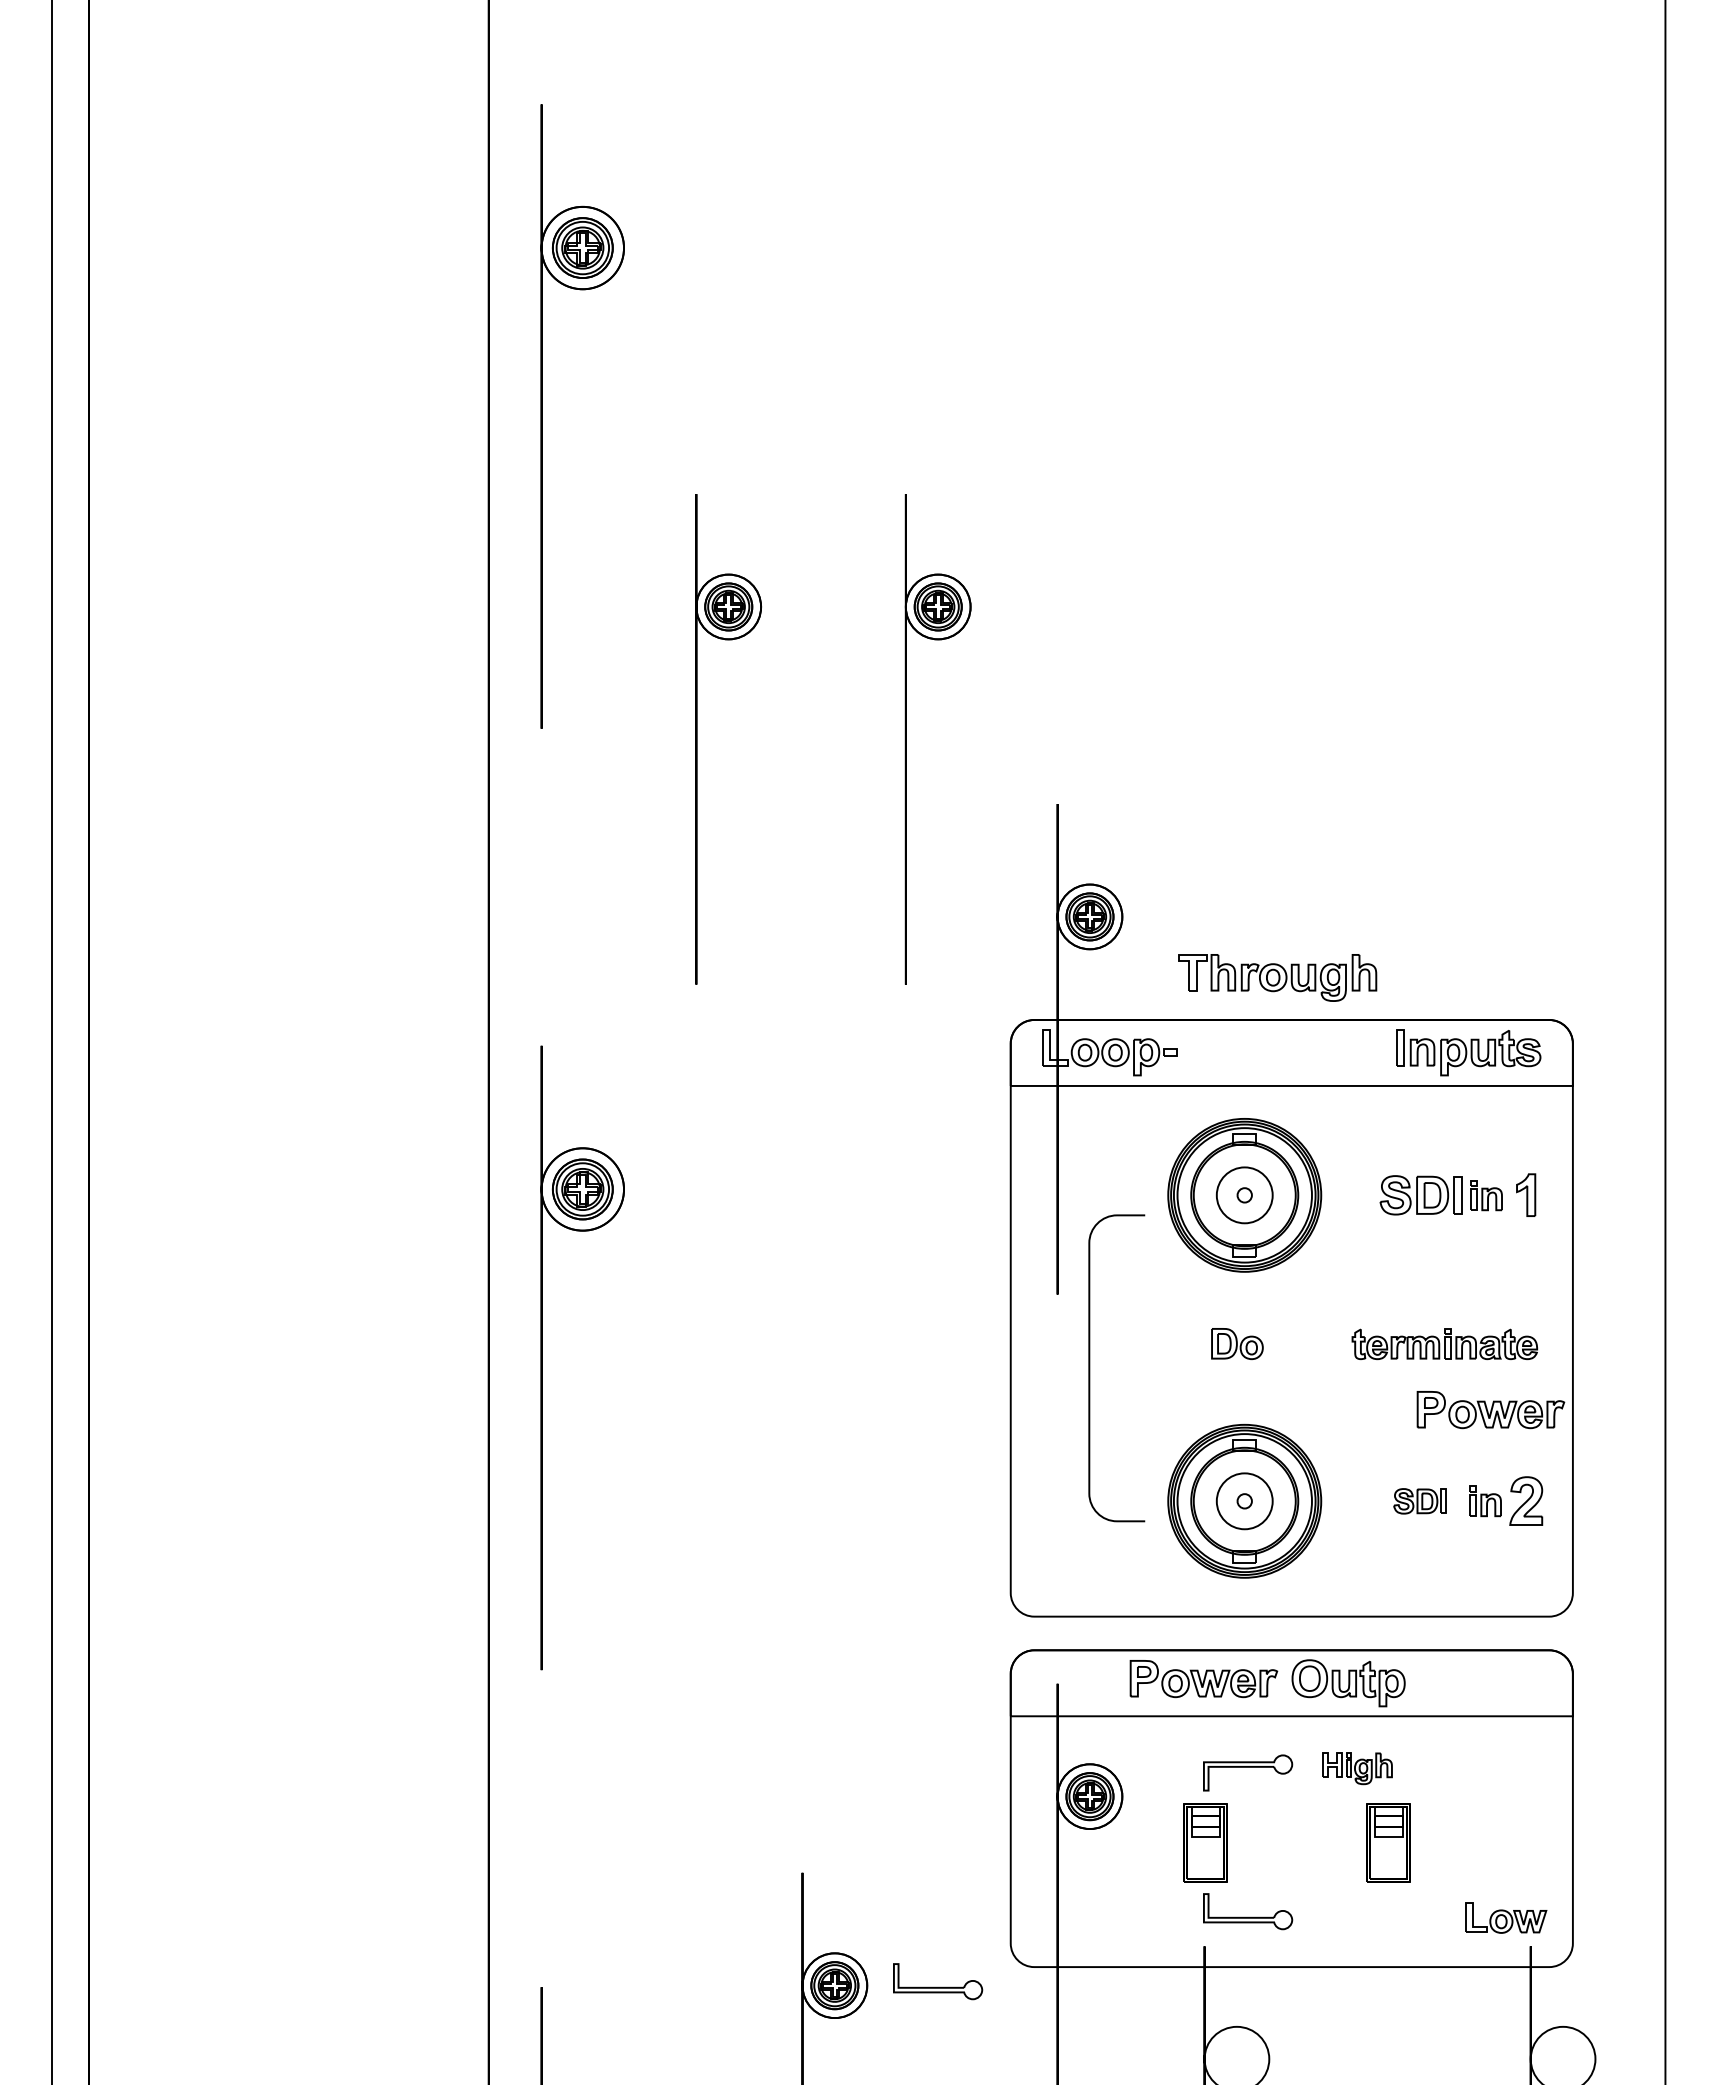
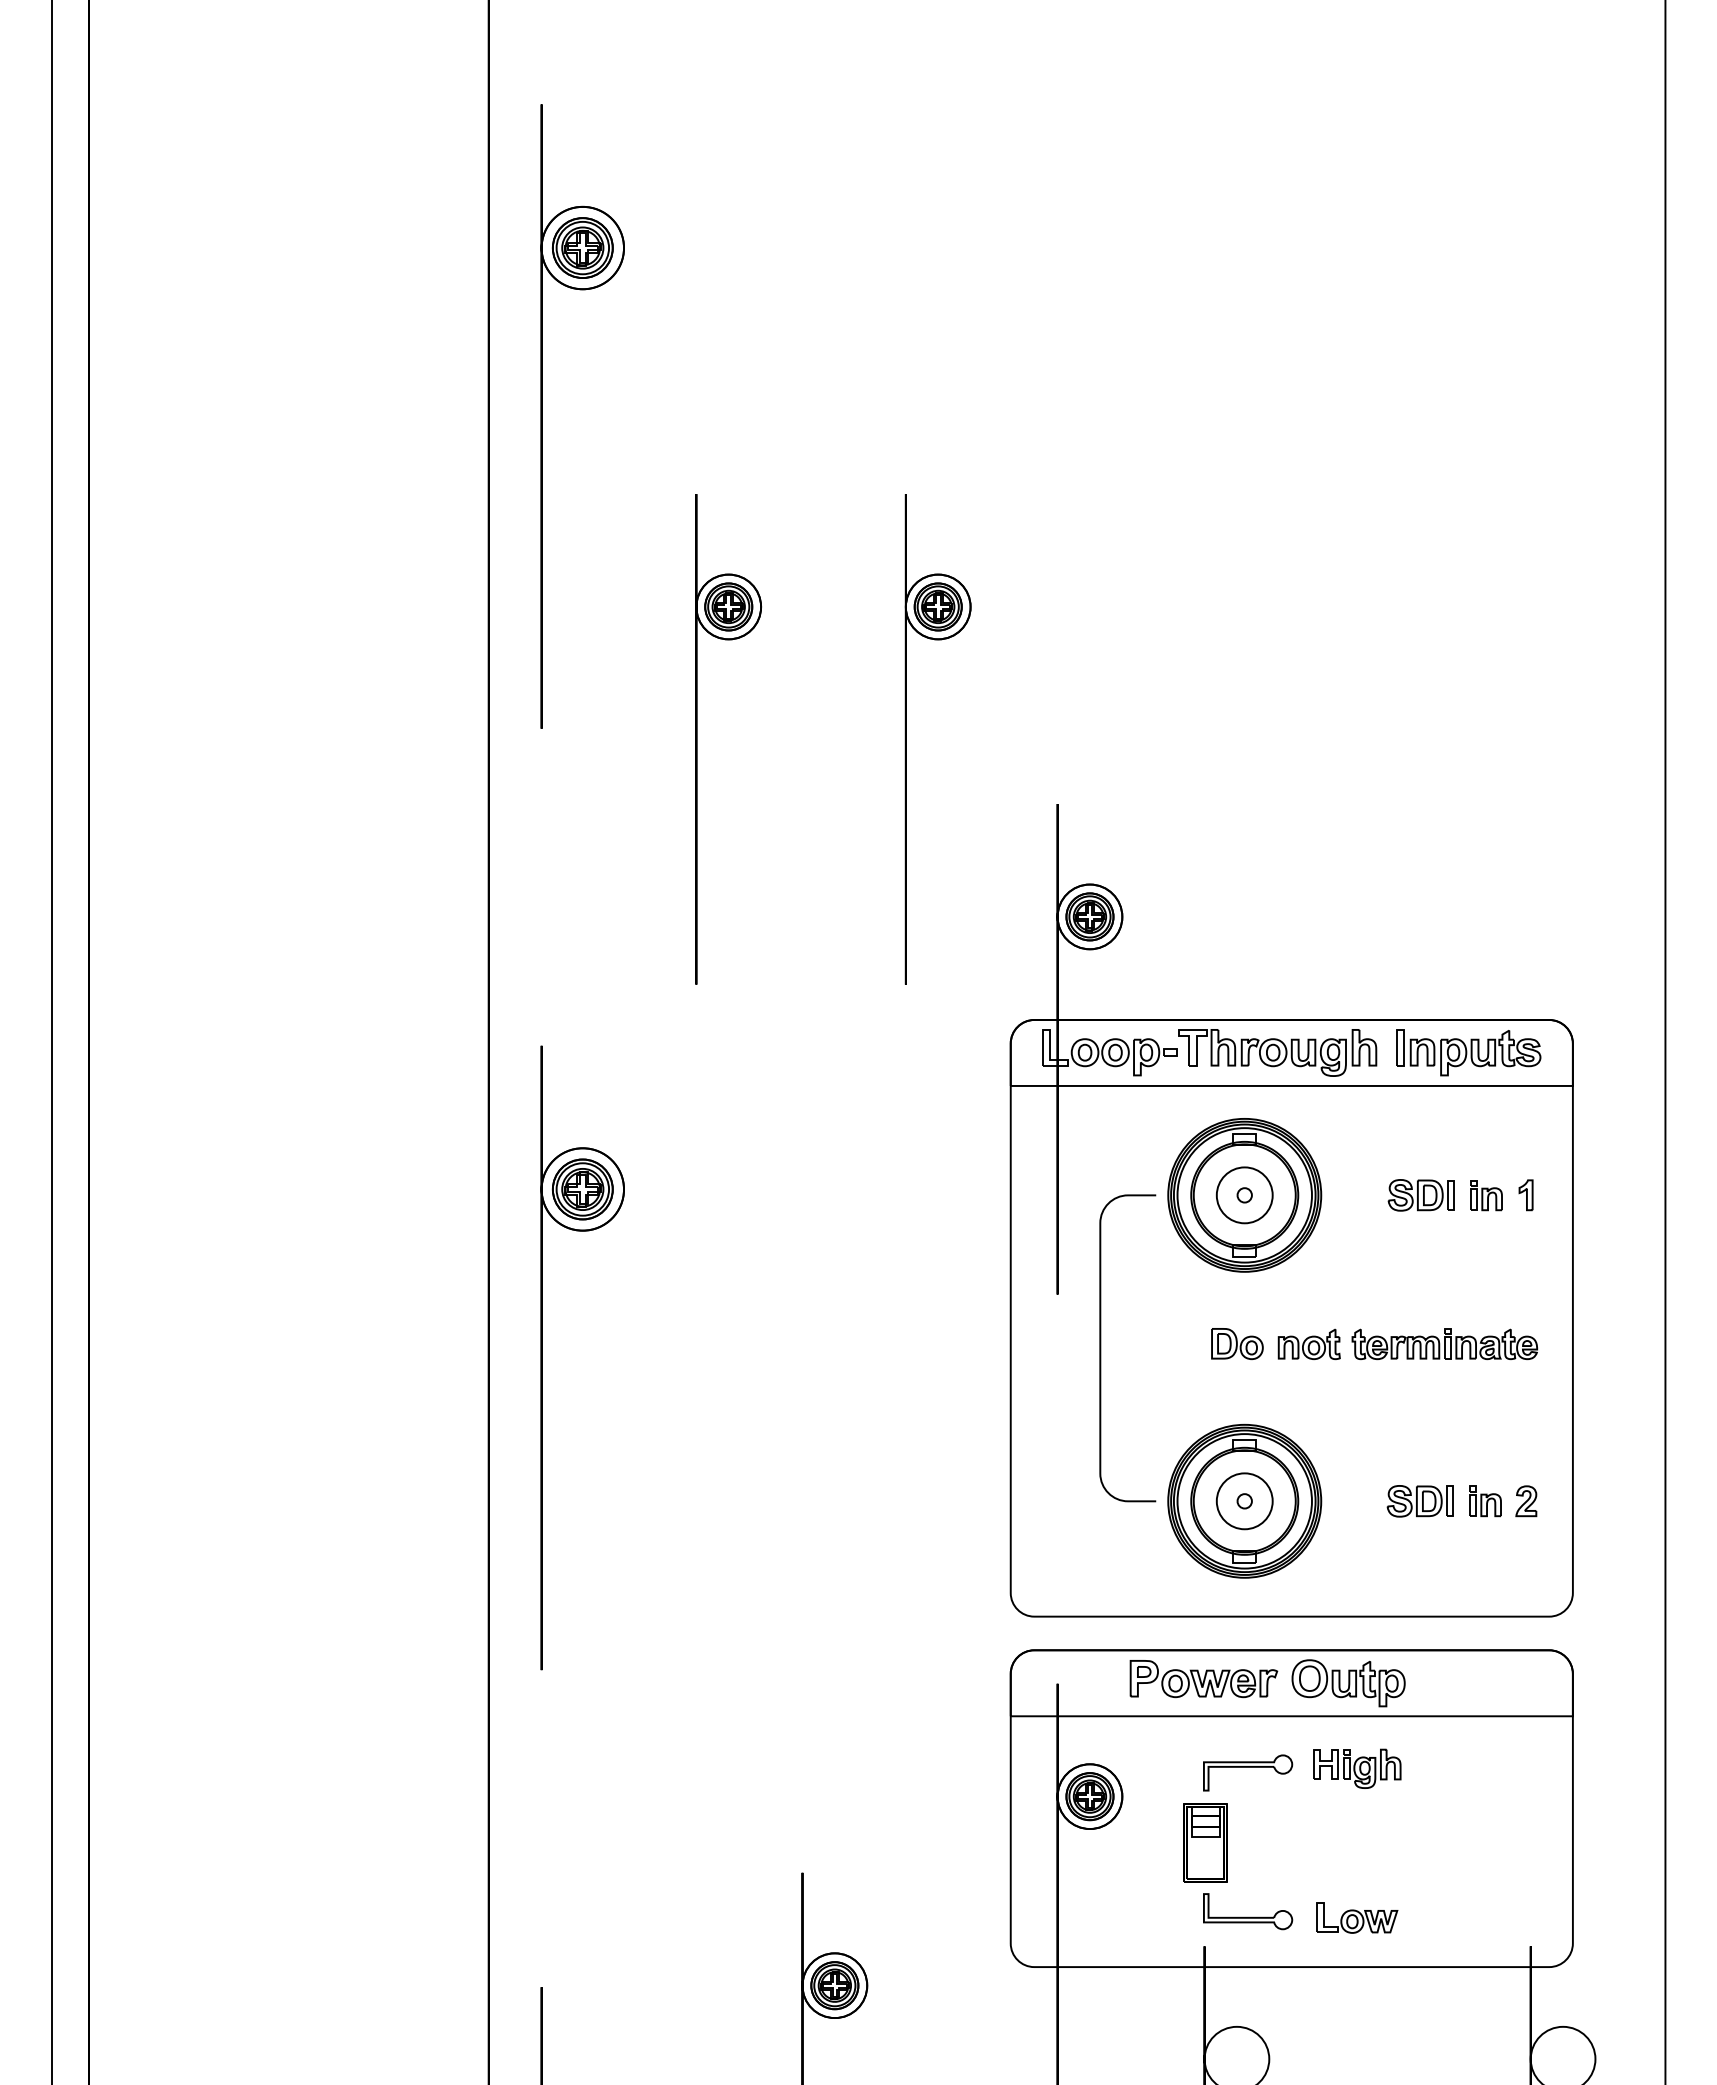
part position: (1277, 977) -> (1277, 1052) (1277, 1052)
part size: 21x44 px -> 16x33 px (1525, 1195)
part size: 84x41 px -> 68x33 px (1420, 1195)
part: none -> present (1308, 1344)
curve position: (1090, 1368) -> (1101, 1348) (1101, 1348)
part: present -> none (1490, 1410)
part size: 35x50 px -> 23x33 px (1526, 1501)
part size: 54x27 px -> 68x33 px (1419, 1501)
part size: 71x34 px -> 89x41 px (1357, 1768)
part: present -> none (1388, 1842)
part position: (1506, 1917) -> (1357, 1917) (1357, 1917)
part: present -> none (938, 1981)
